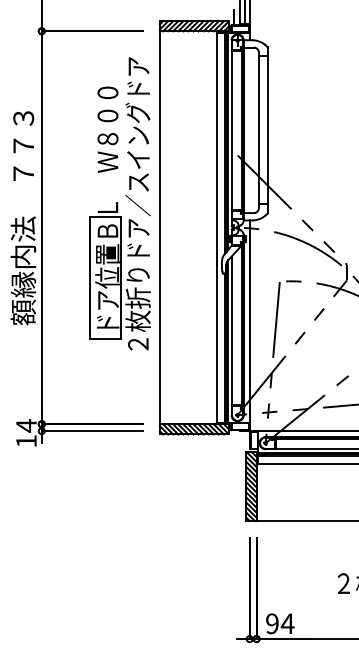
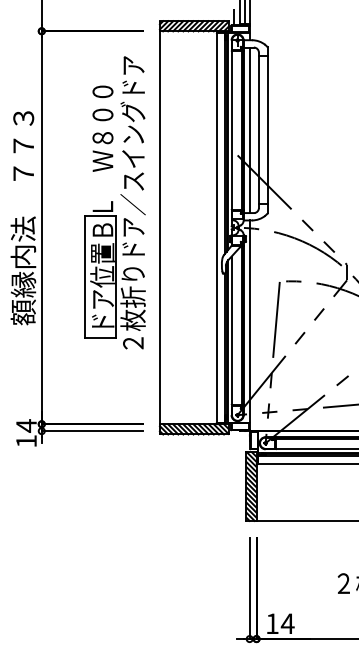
line: none -> present (249, 130)
part position: (119, 203) -> (114, 202) (114, 202)
text: 94 -> 14 (272, 623)
